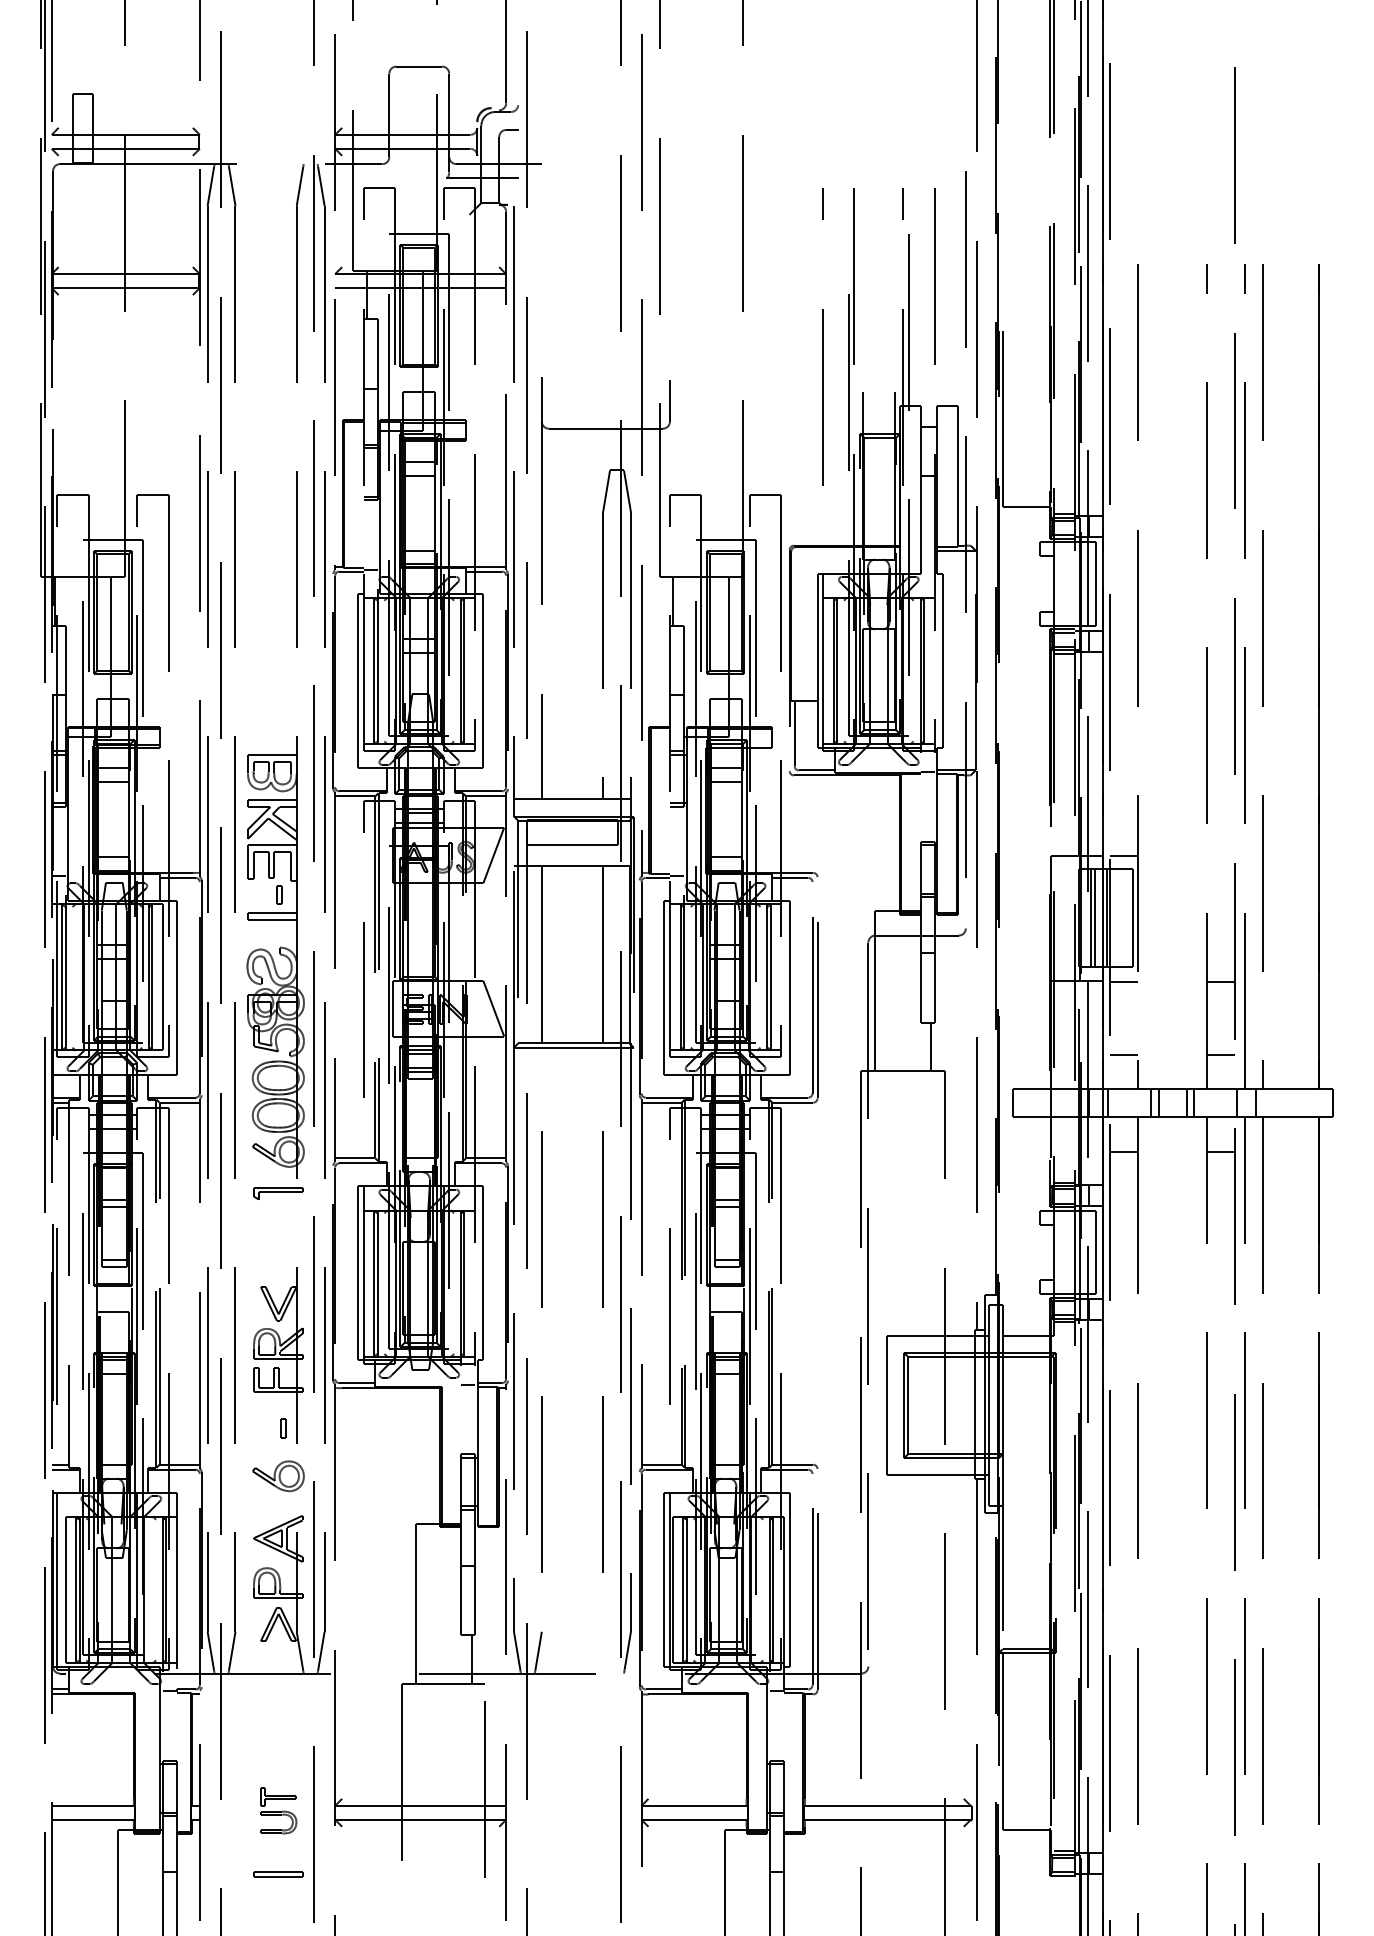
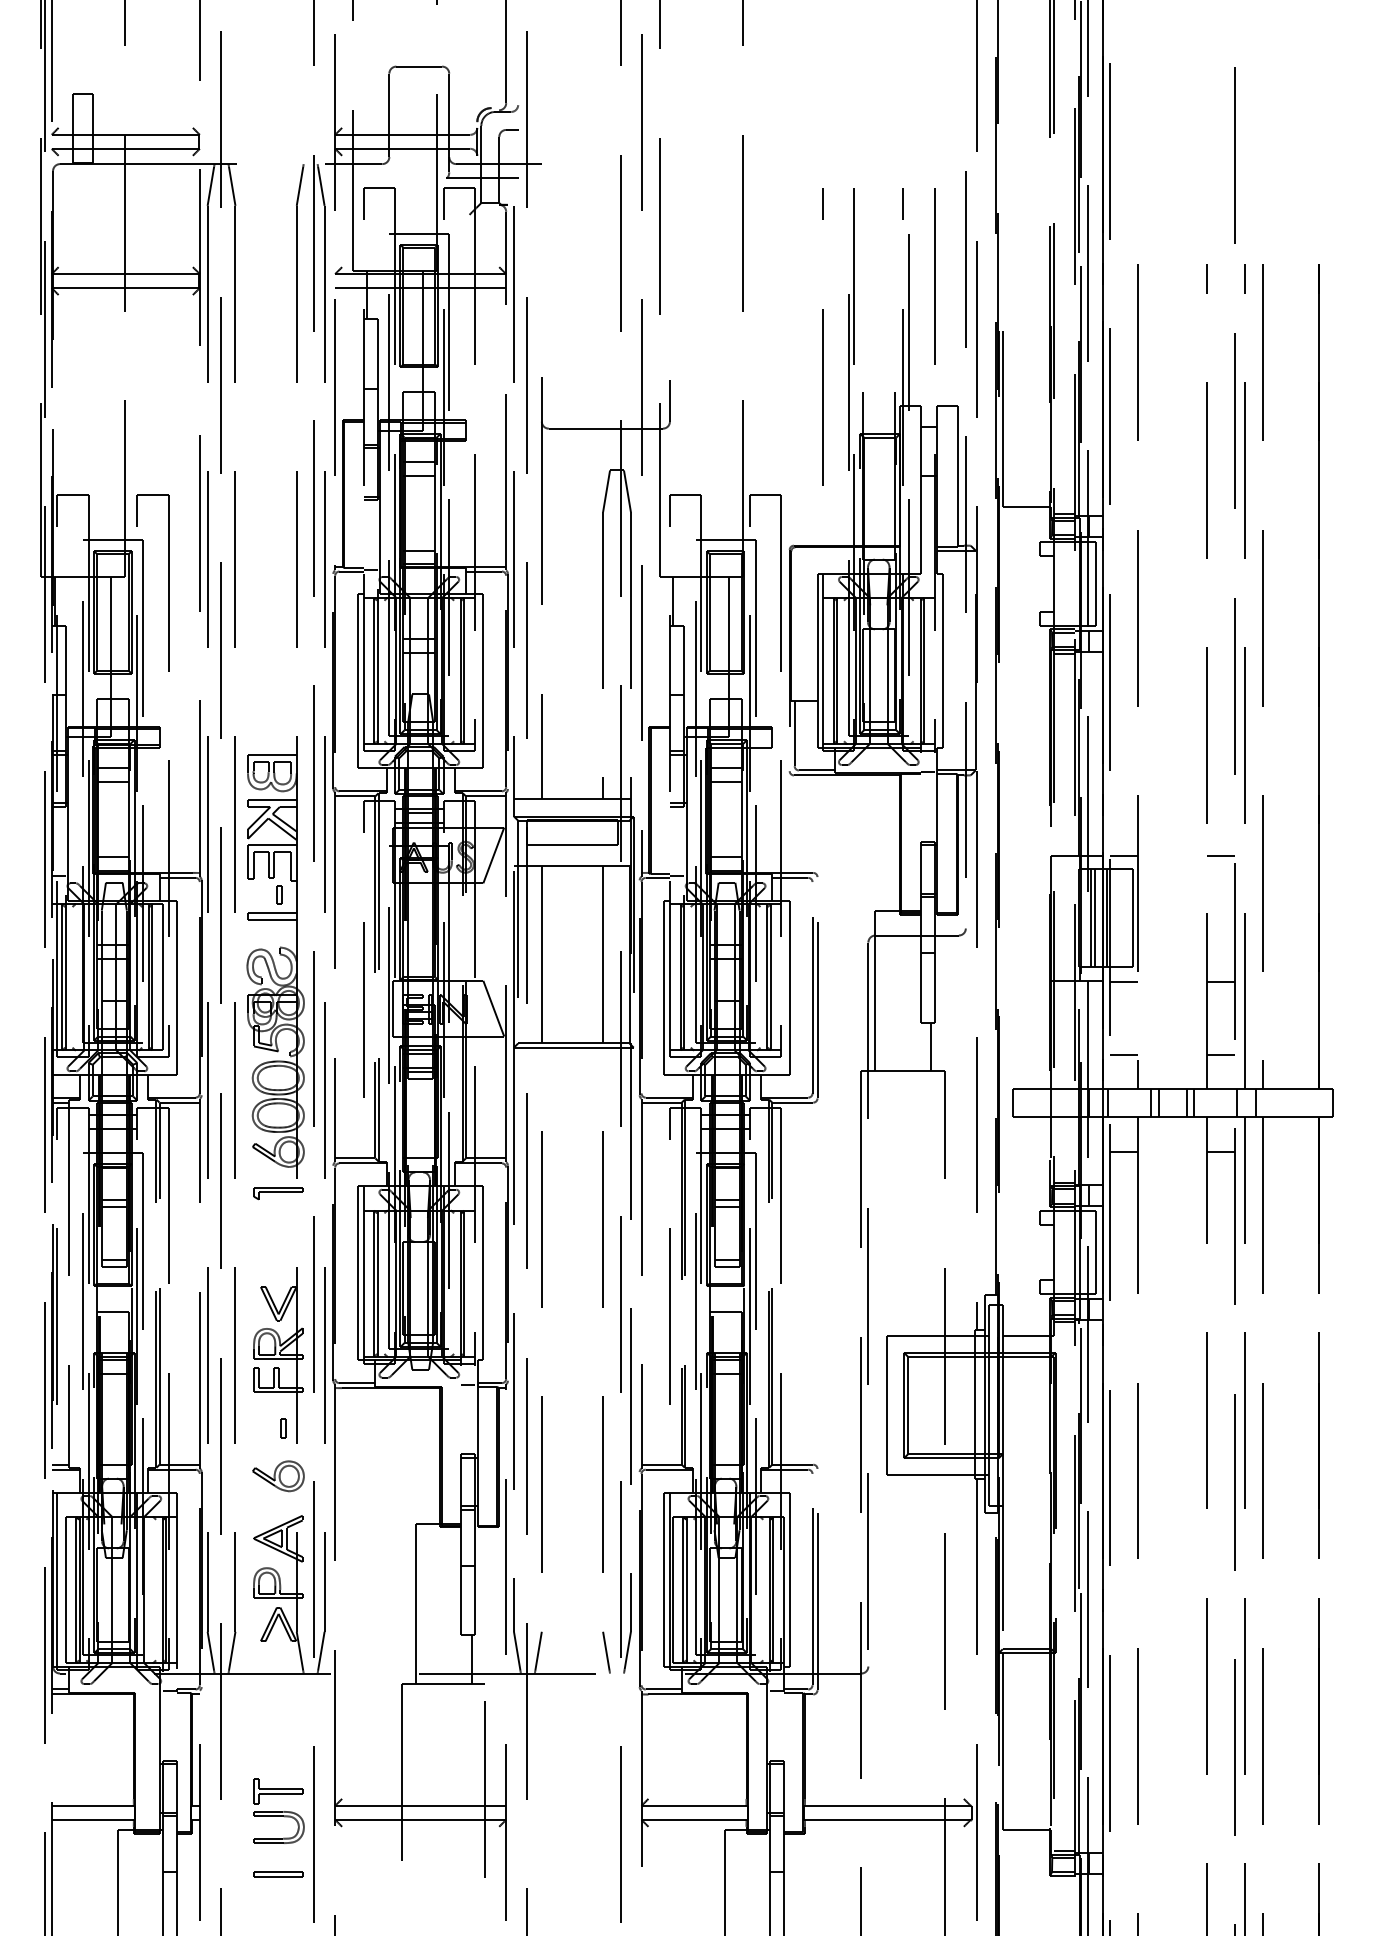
line: none -> present (1221, 856)
line: none -> present (606, 1652)
part size: 38x48 px -> 52x66 px (278, 1810)
